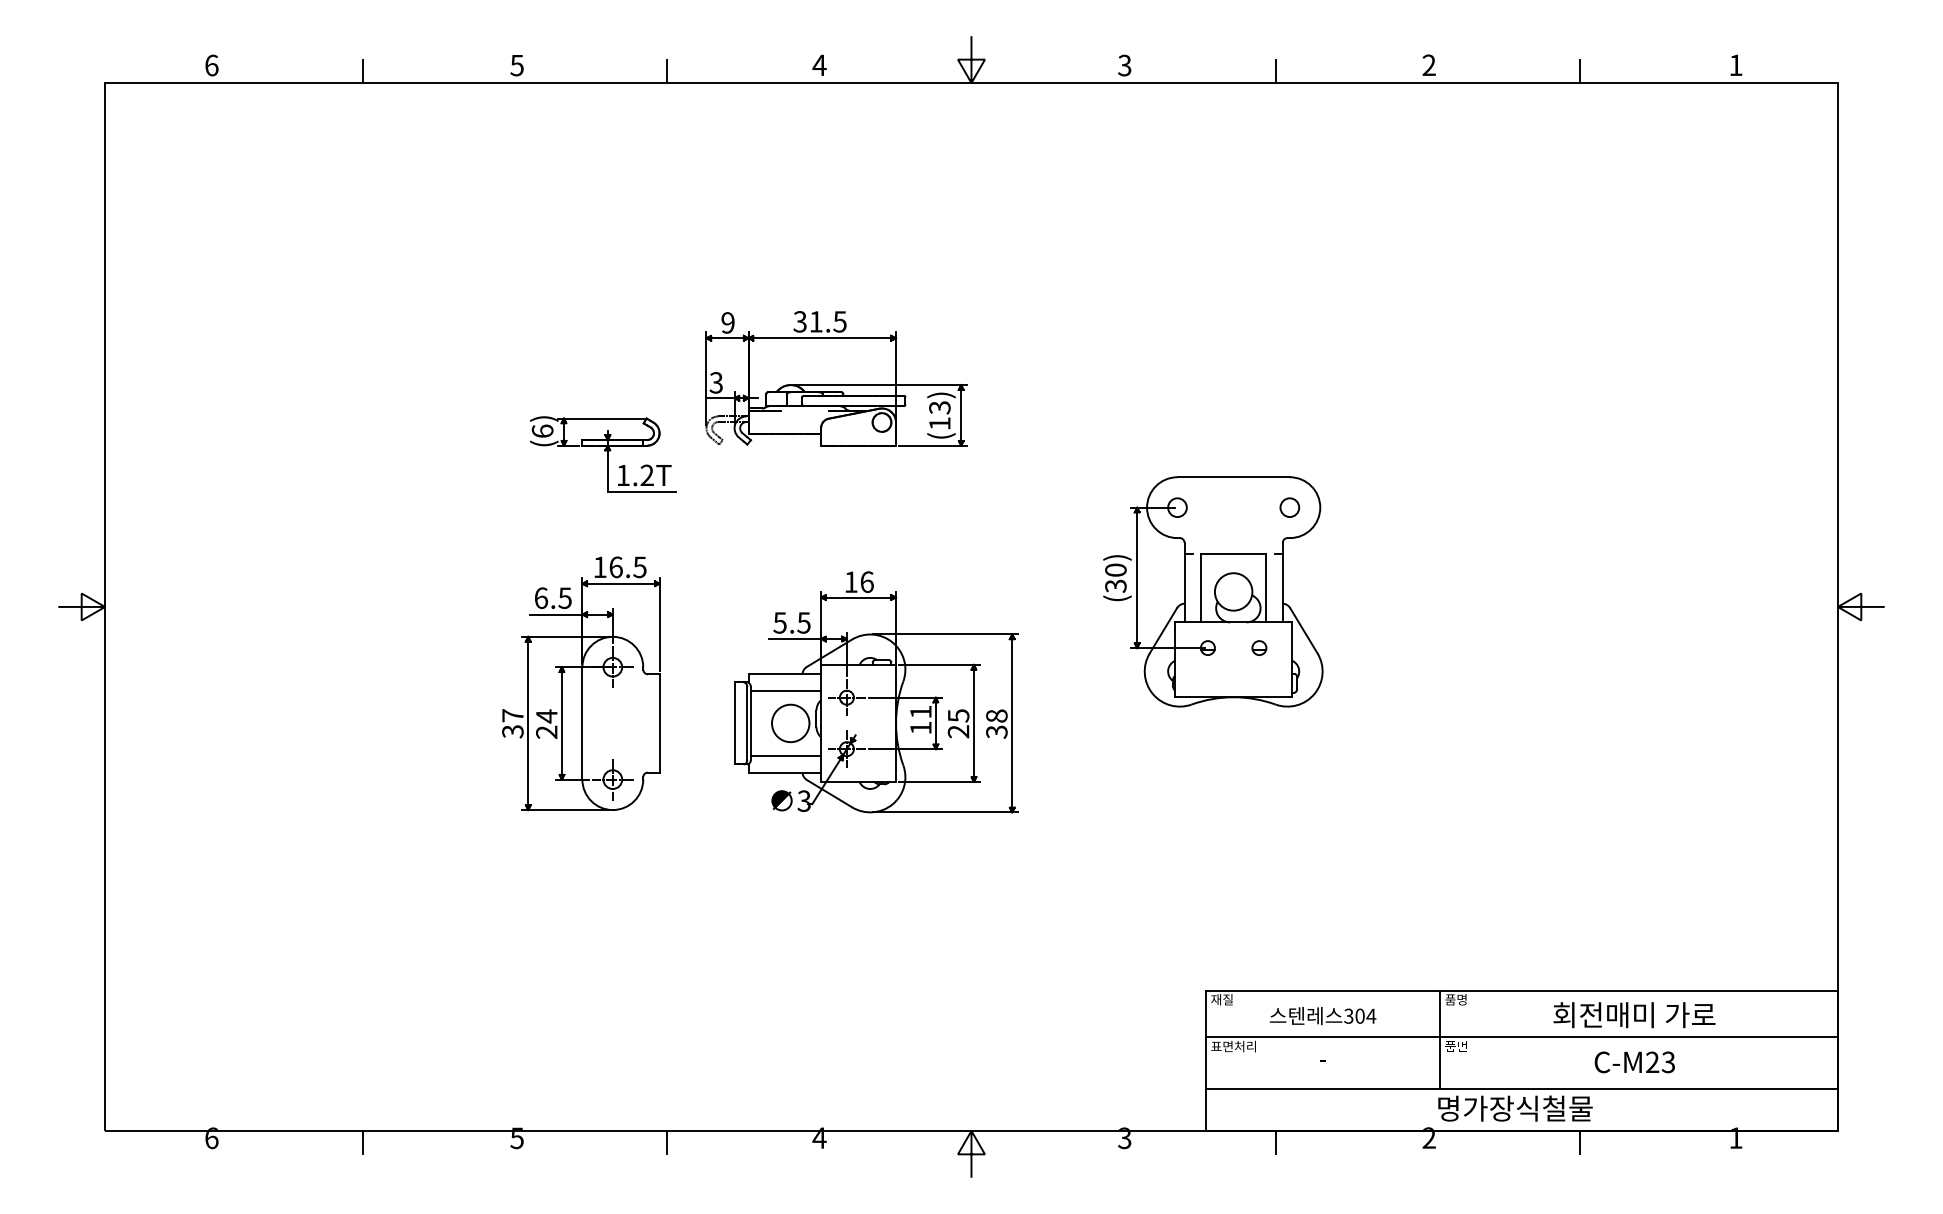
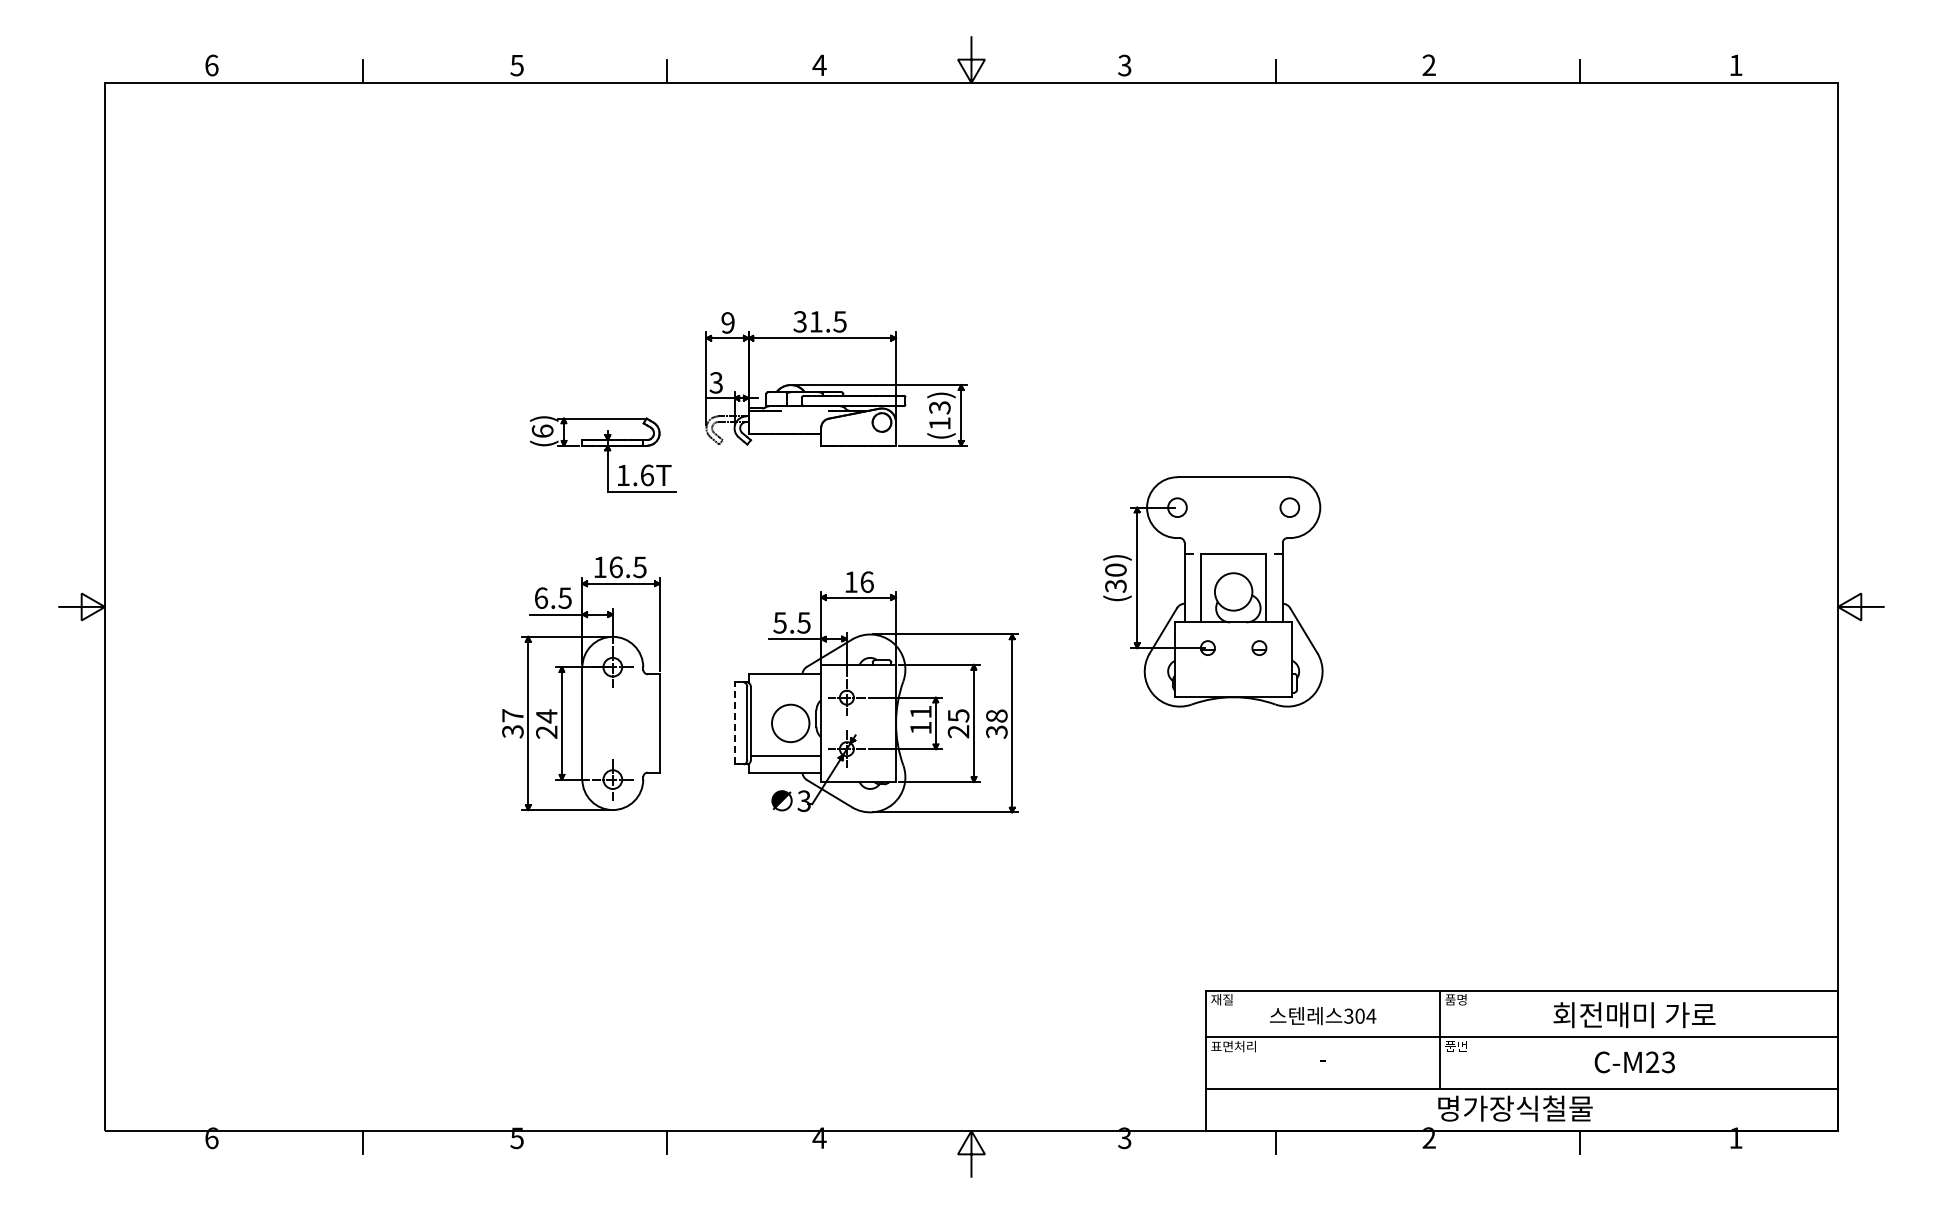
text: 1.2T -> 1.6T (647, 475)
line: present -> none (785, 690)
line: solid -> dashed (734, 723)
